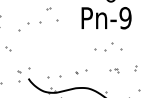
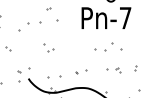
text: Pn-9 -> Pn-7 (125, 18)
part: none -> present (48, 47)
part size: 11x6 px -> 16x7 px (113, 70)
